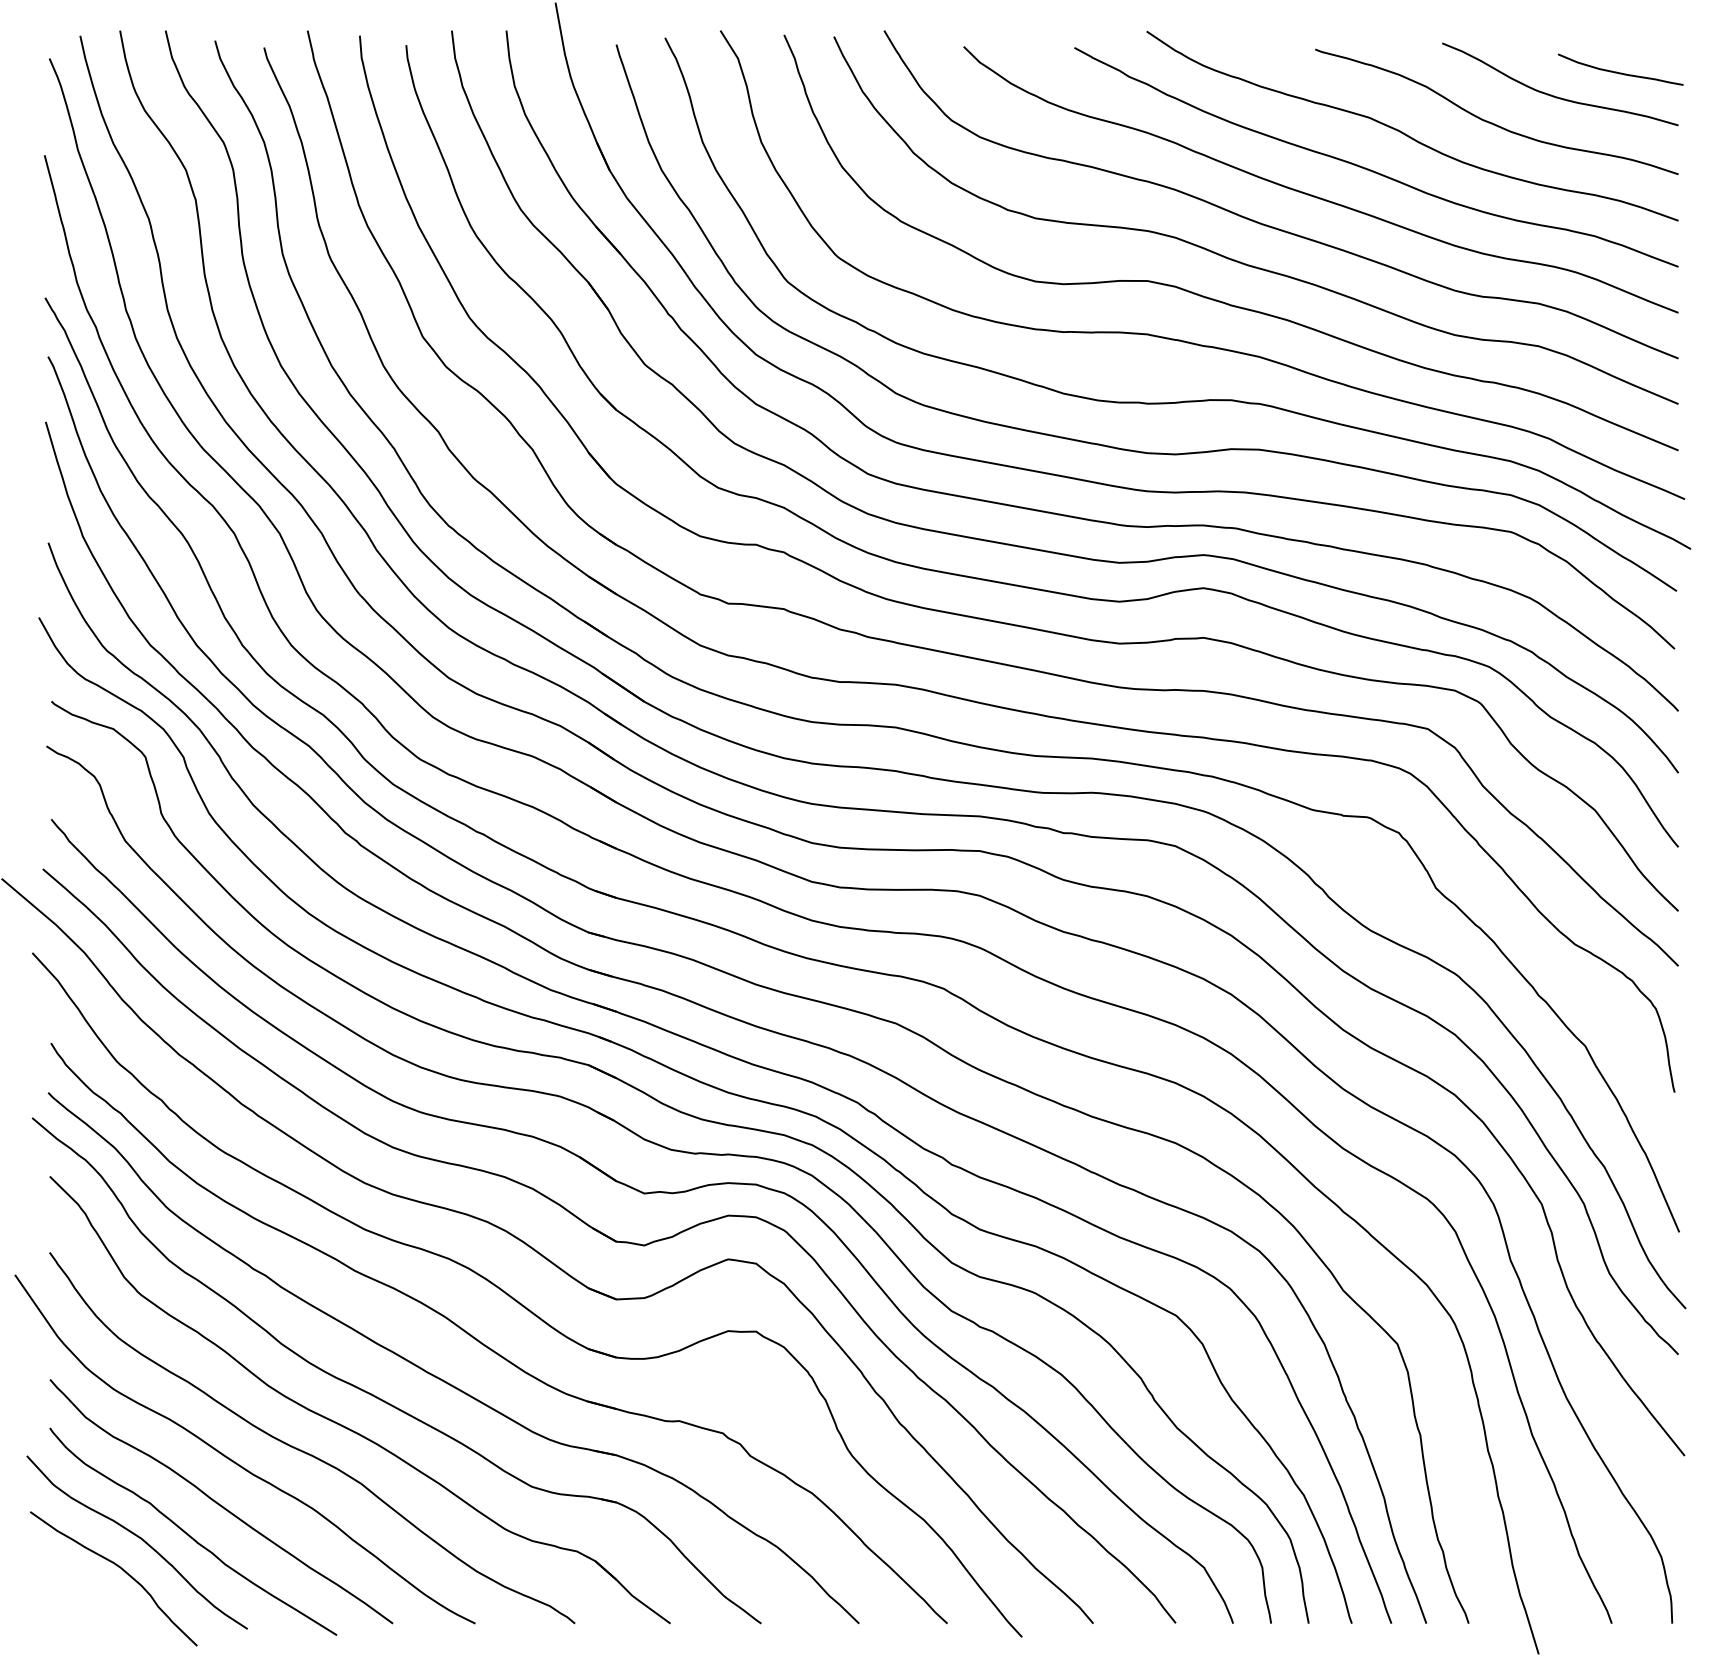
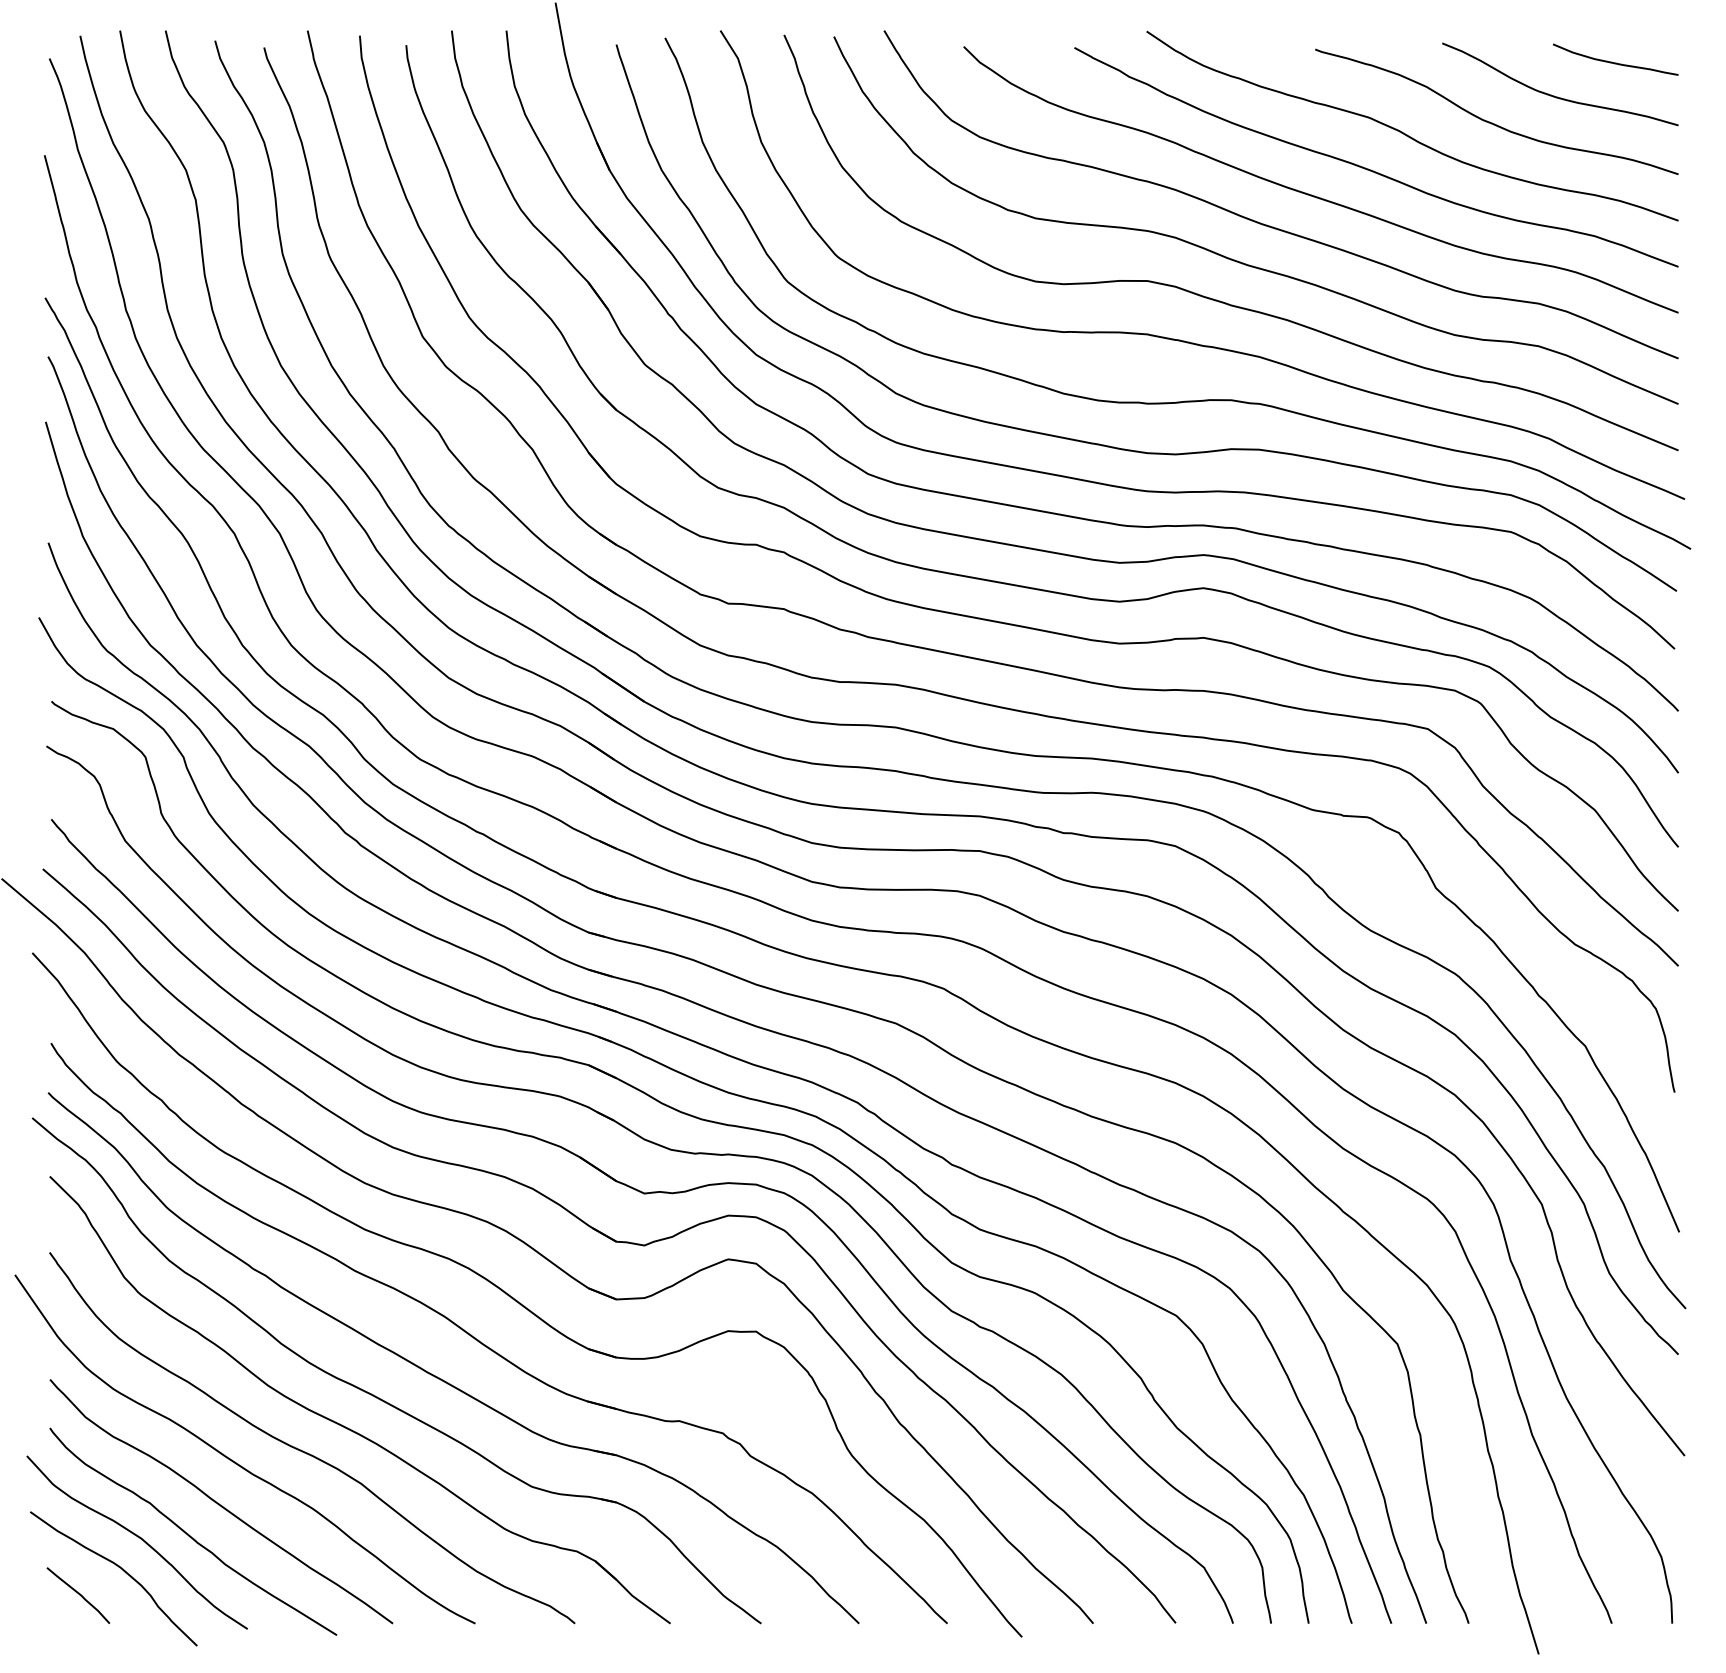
curve position: (1620, 72) -> (1615, 62) (1615, 62)
curve: none -> present (78, 1594)
